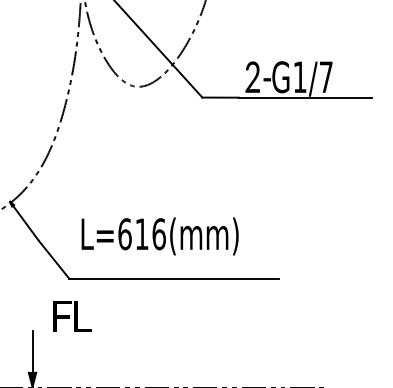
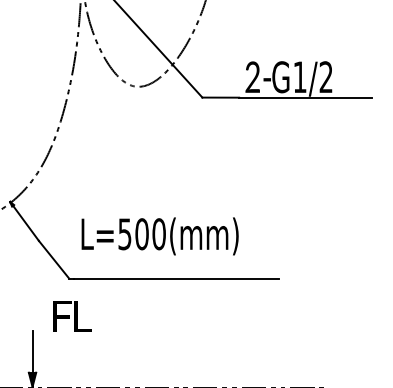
text: G1/7 -> G1/2 (325, 76)
text: L=616(mm) -> L=500(mm) (141, 234)
